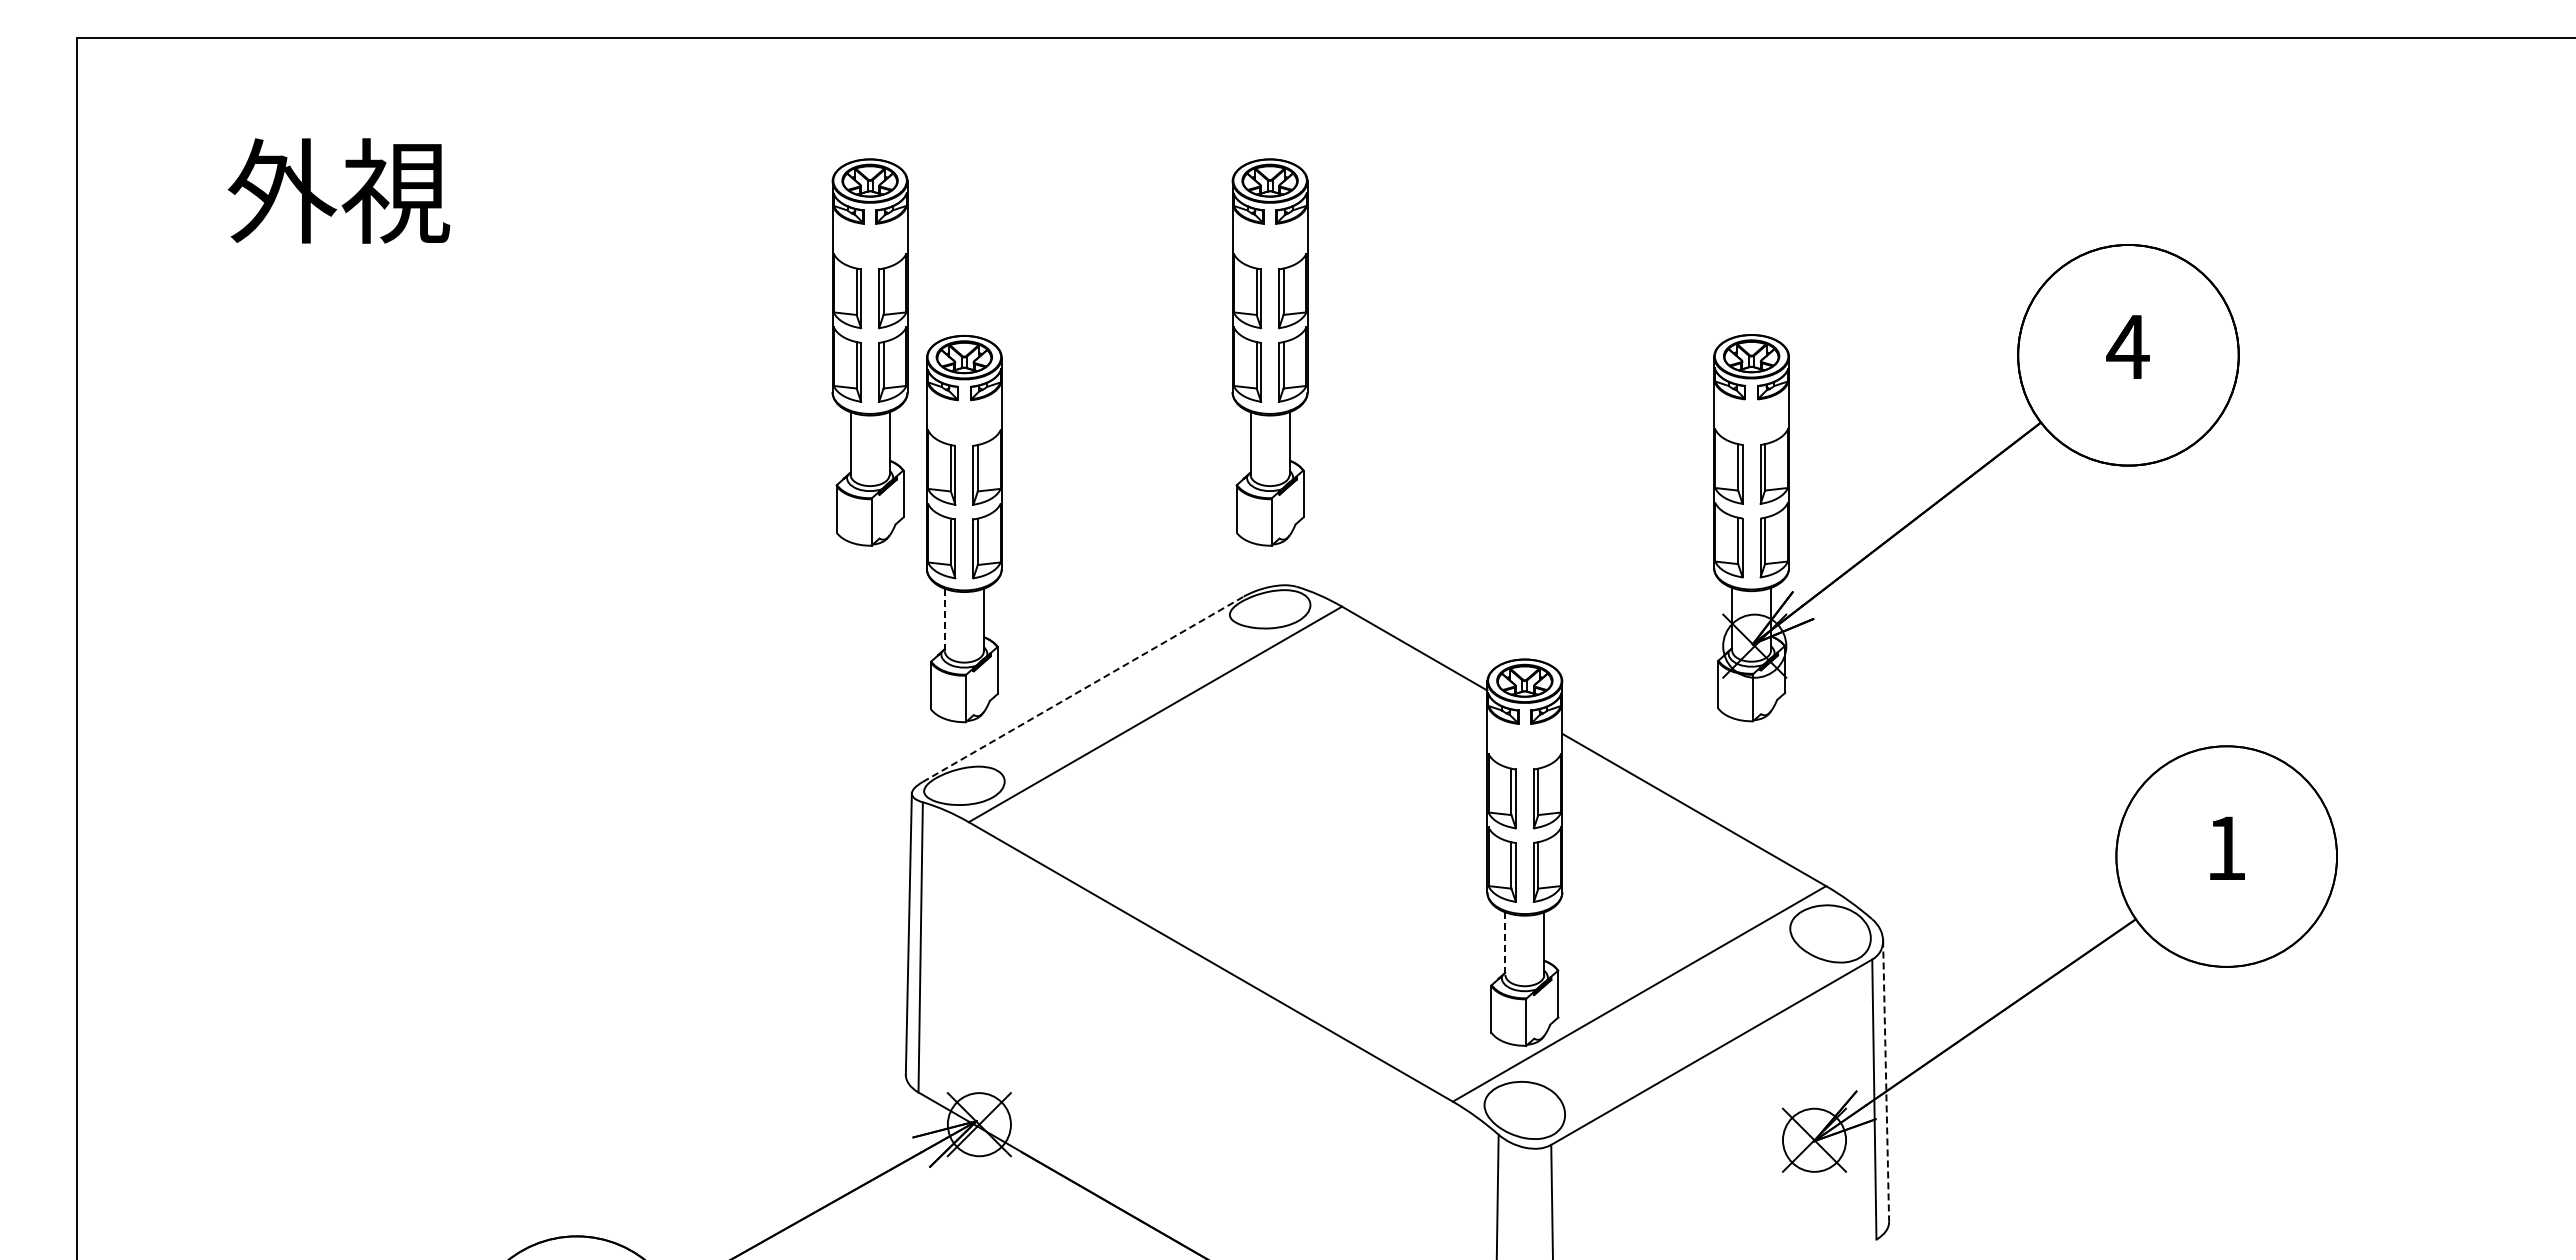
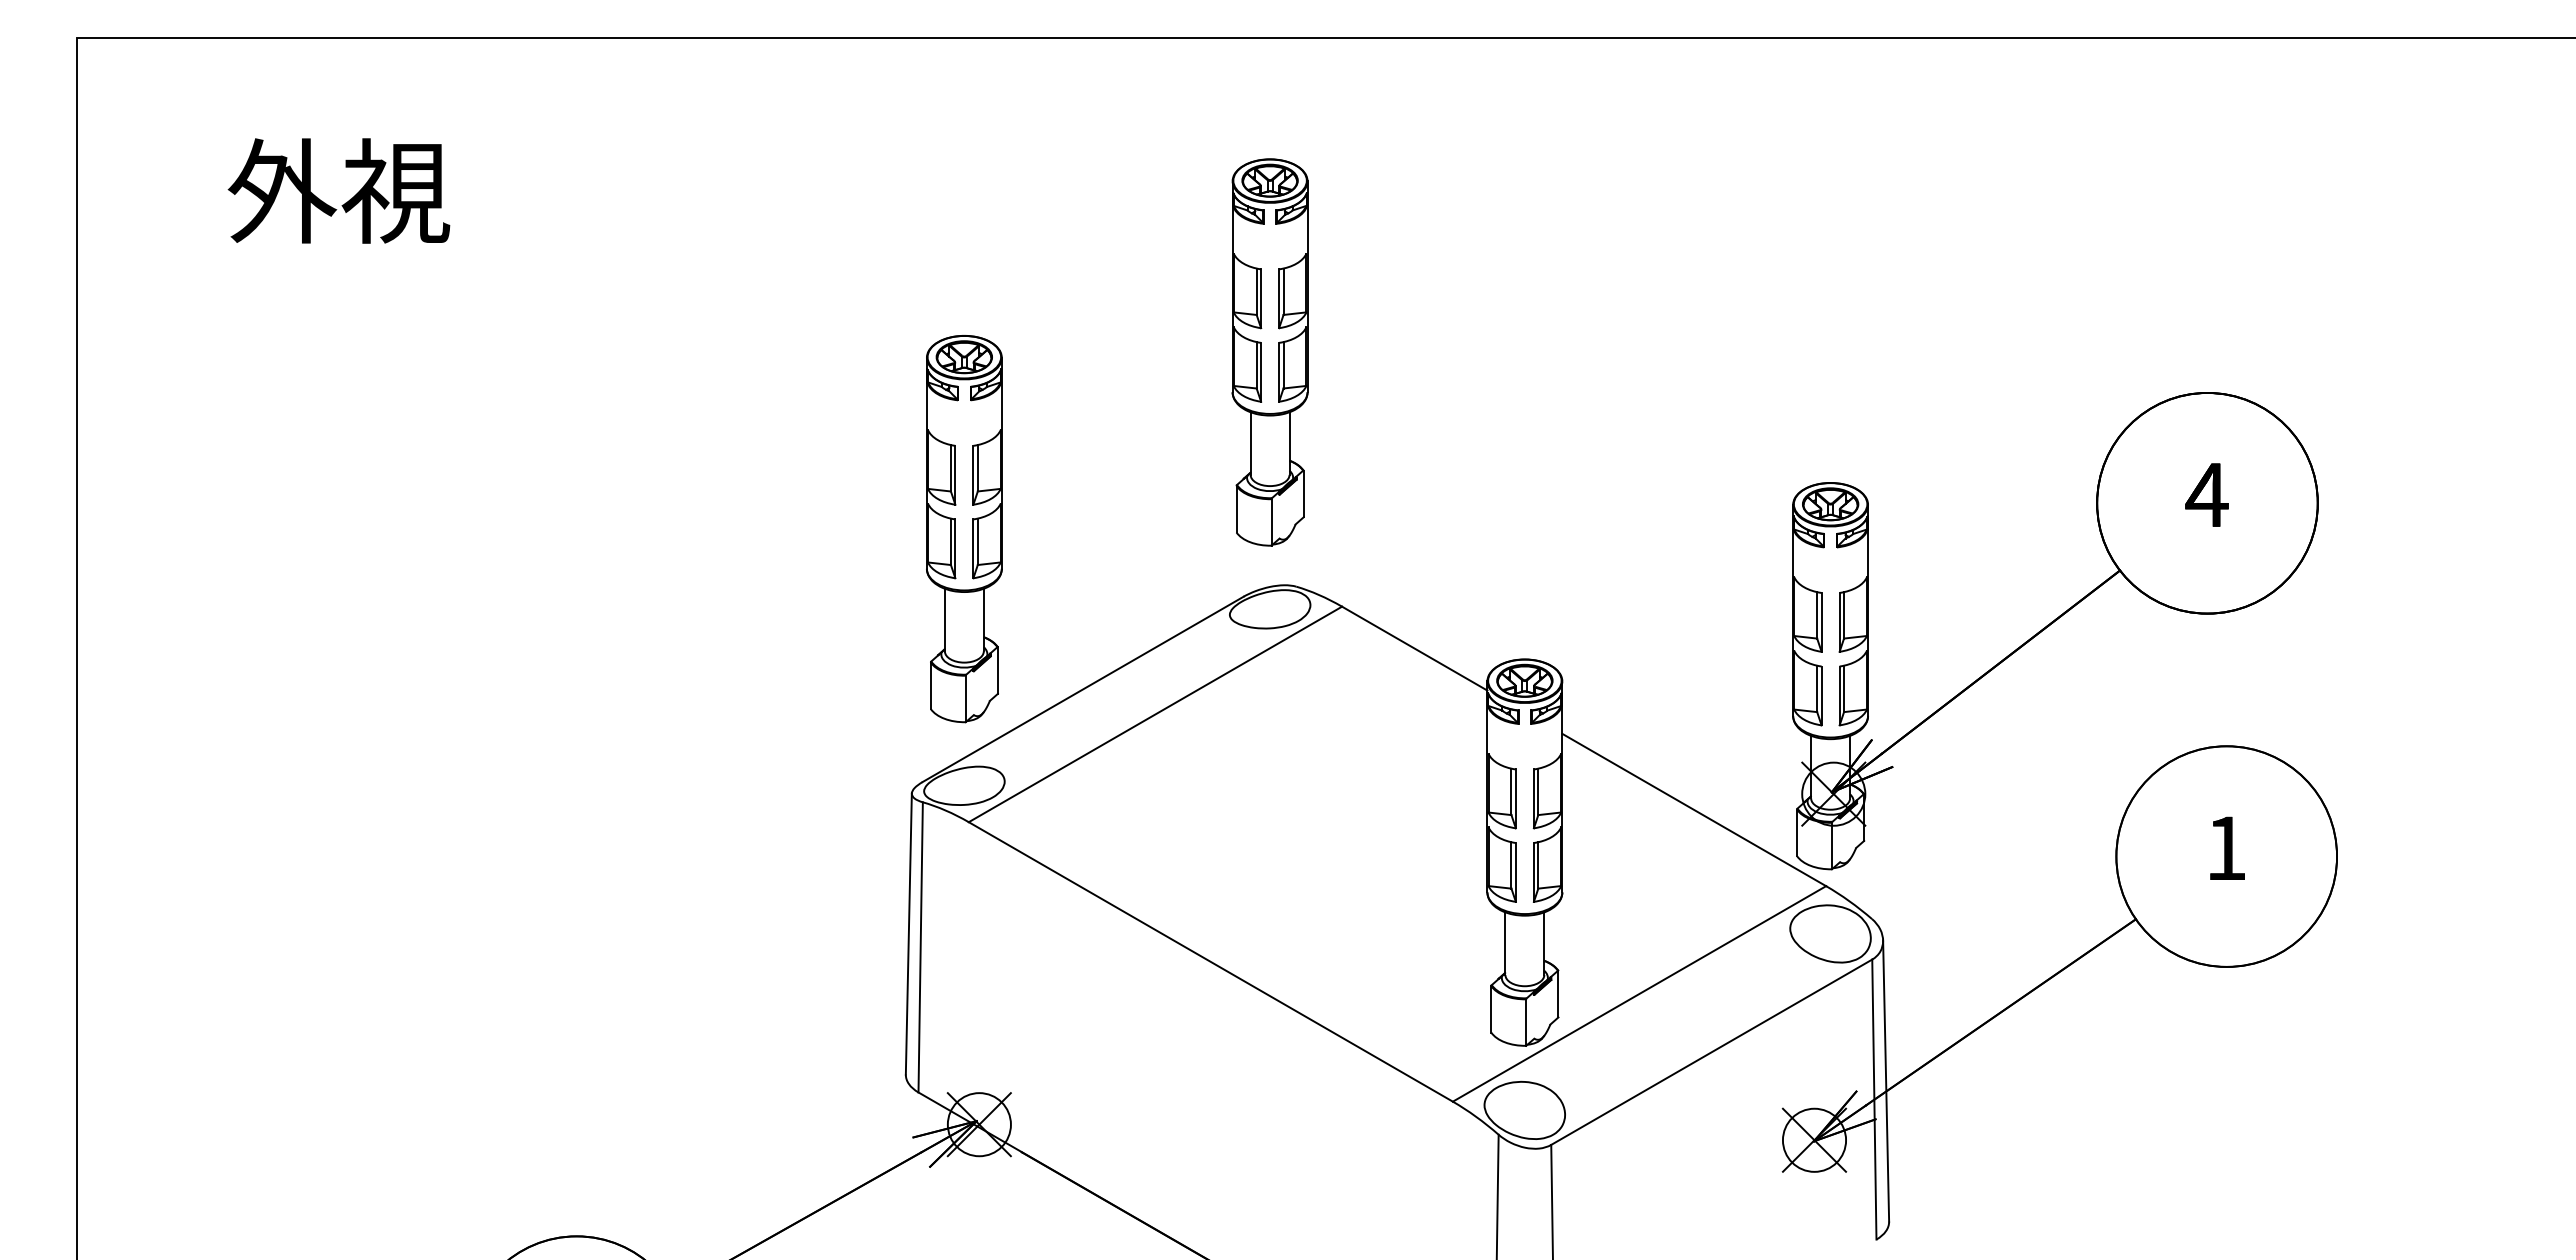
part: present -> none (869, 352)
part position: (1971, 477) -> (2050, 625) (2050, 625)
line: dashed -> solid (944, 620)
line: dashed -> solid (1083, 689)
line: dashed -> solid (1505, 944)
line: dashed -> solid (1886, 1081)
